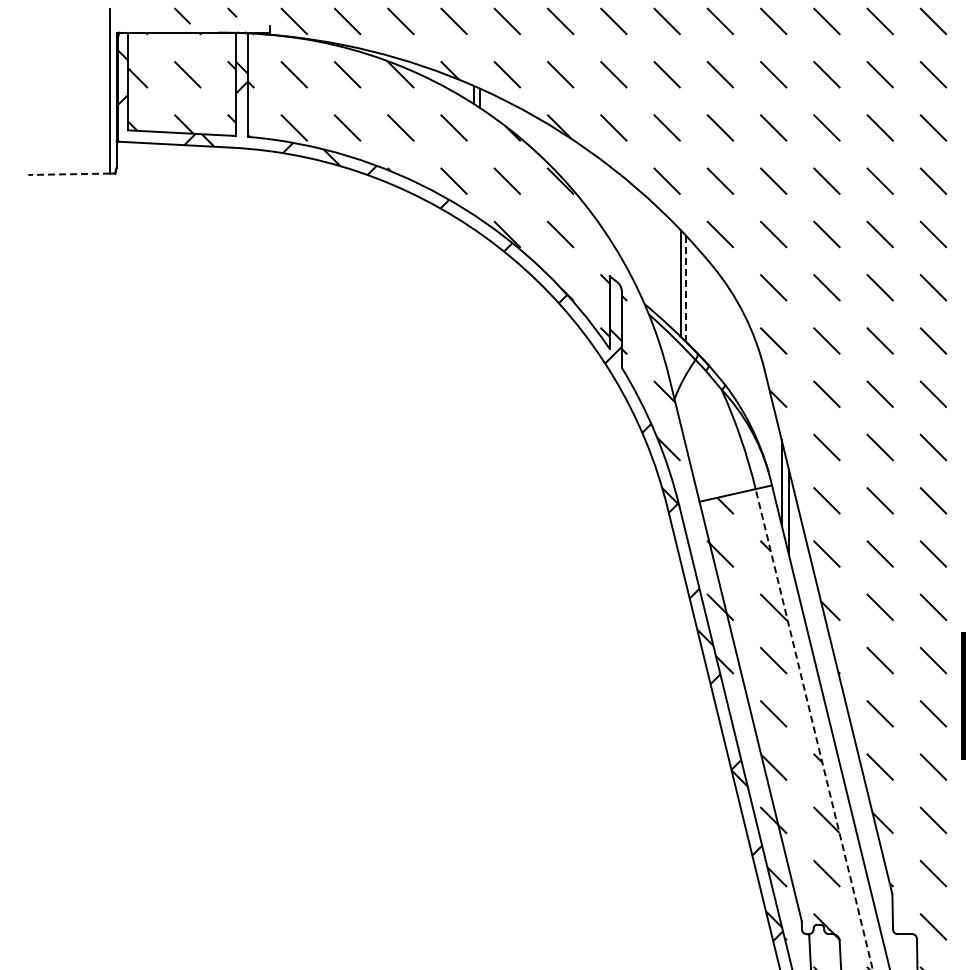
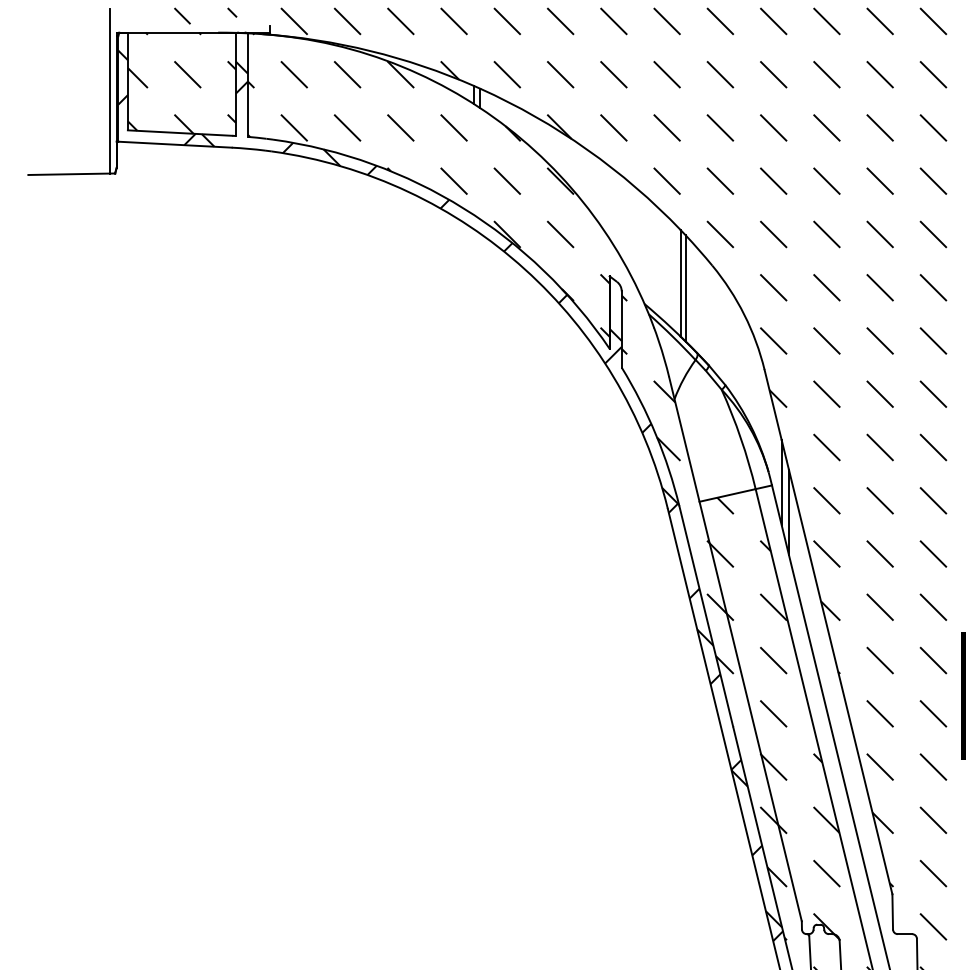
line: dashed -> solid (69, 174)
line: dashed -> solid (685, 287)
line: dashed -> solid (814, 728)
